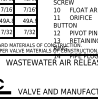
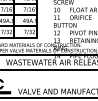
line: none -> present (48, 69)
